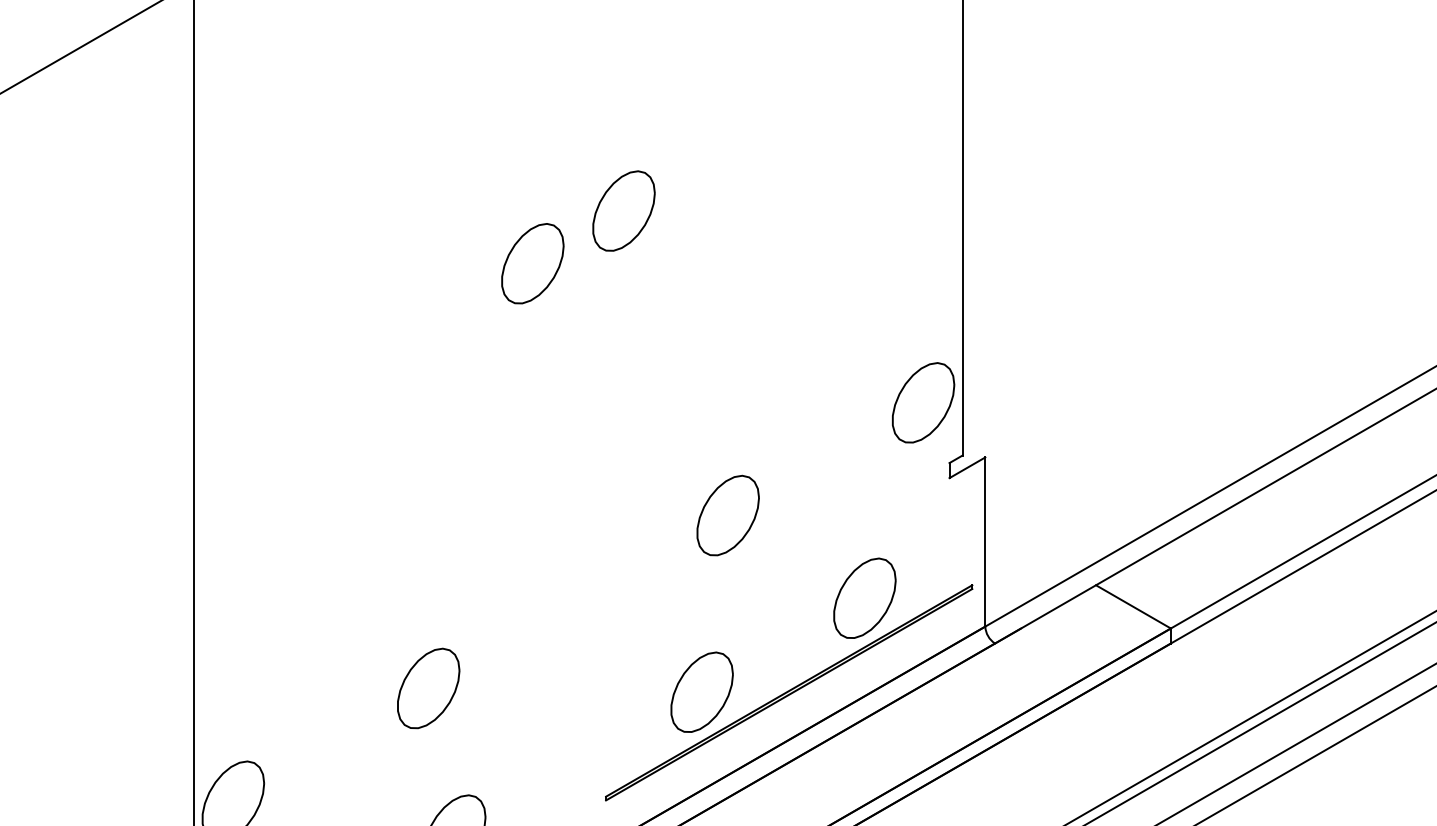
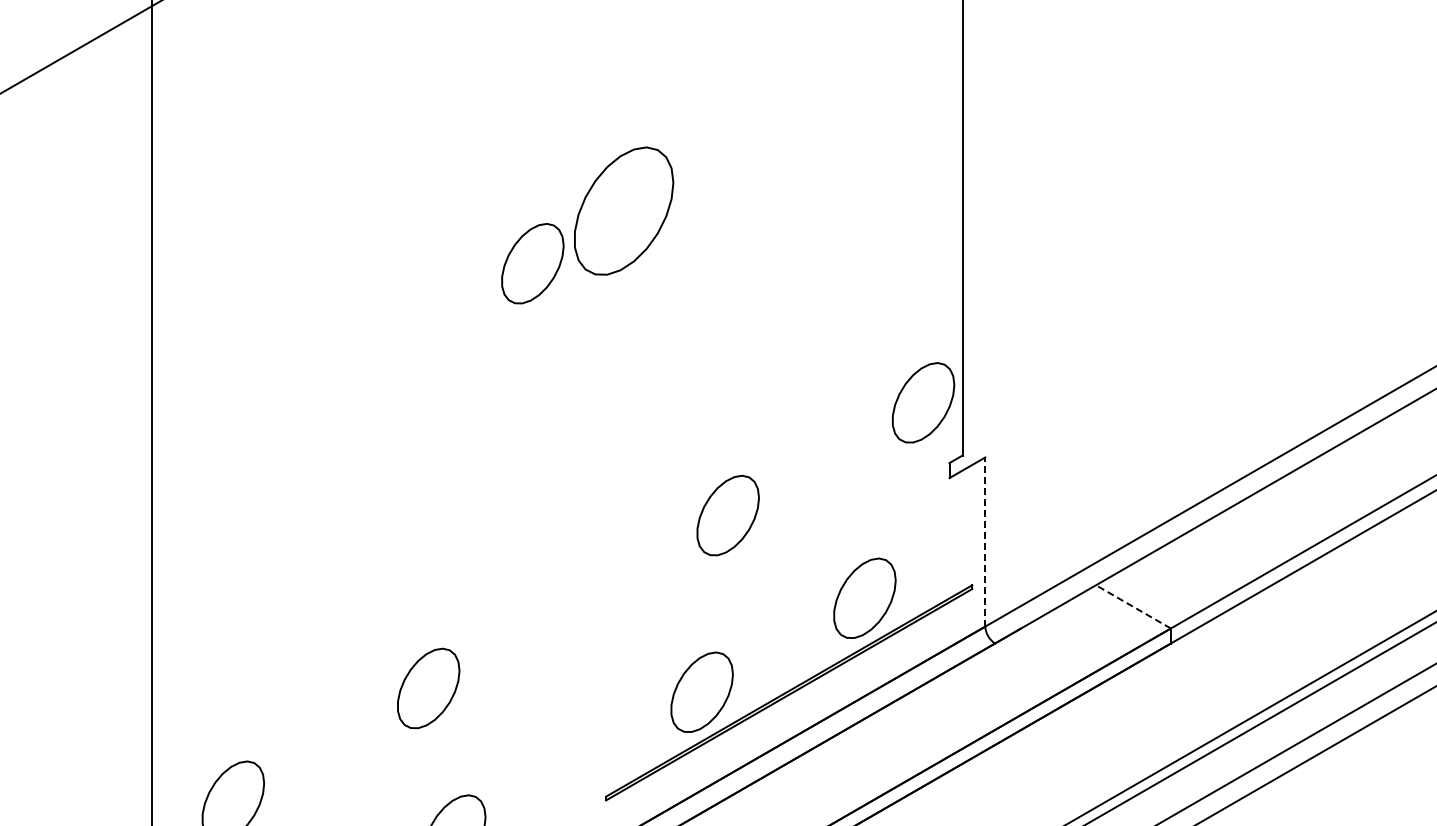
part size: 64x82 px -> 101x130 px (624, 210)
line position: (194, 412) -> (152, 412) (152, 412)
line: solid -> dashed (985, 542)
line: solid -> dashed (1133, 606)
